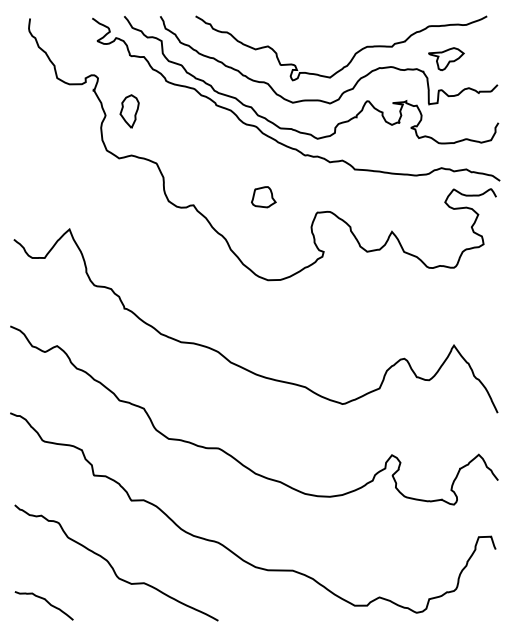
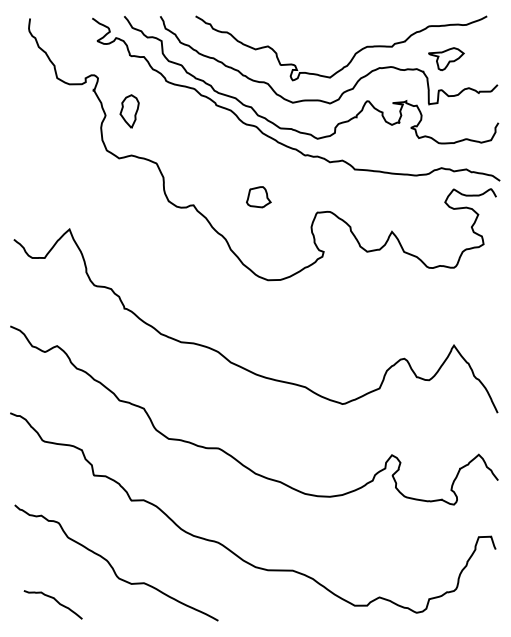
part position: (263, 197) -> (258, 197) (258, 197)
curve position: (46, 602) -> (55, 601) (55, 601)
